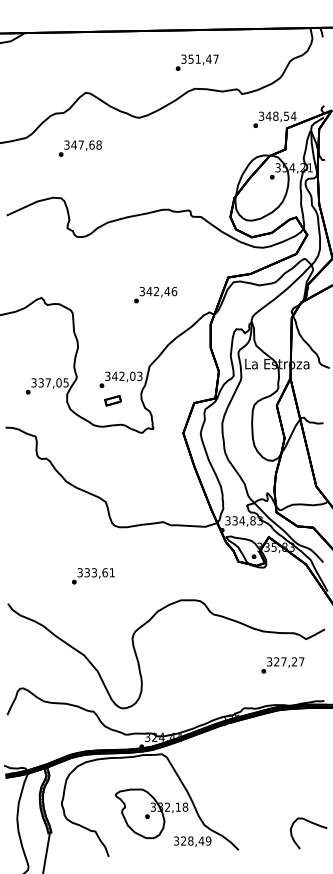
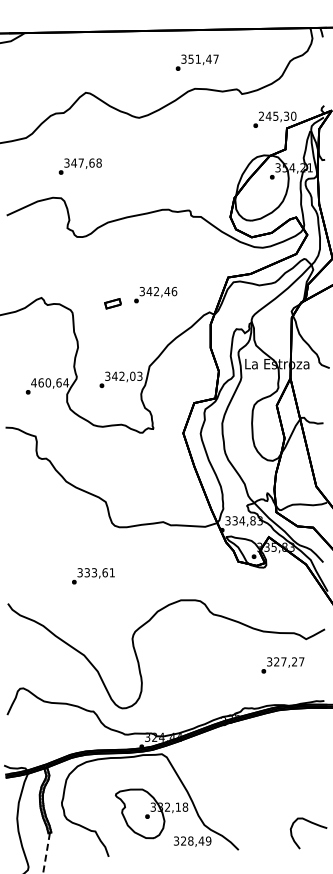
text: 348,54 -> 245,30 (277, 115)
text position: (79, 148) -> (79, 166) (79, 166)
text: 337,05 -> 460,64 (50, 382)
part position: (112, 400) -> (112, 303) (112, 303)
line: solid -> dashed (46, 853)
